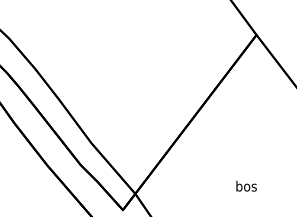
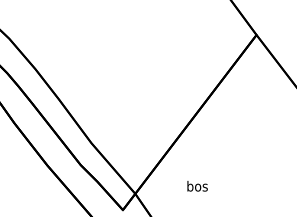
text position: (246, 186) -> (197, 186) (197, 186)
